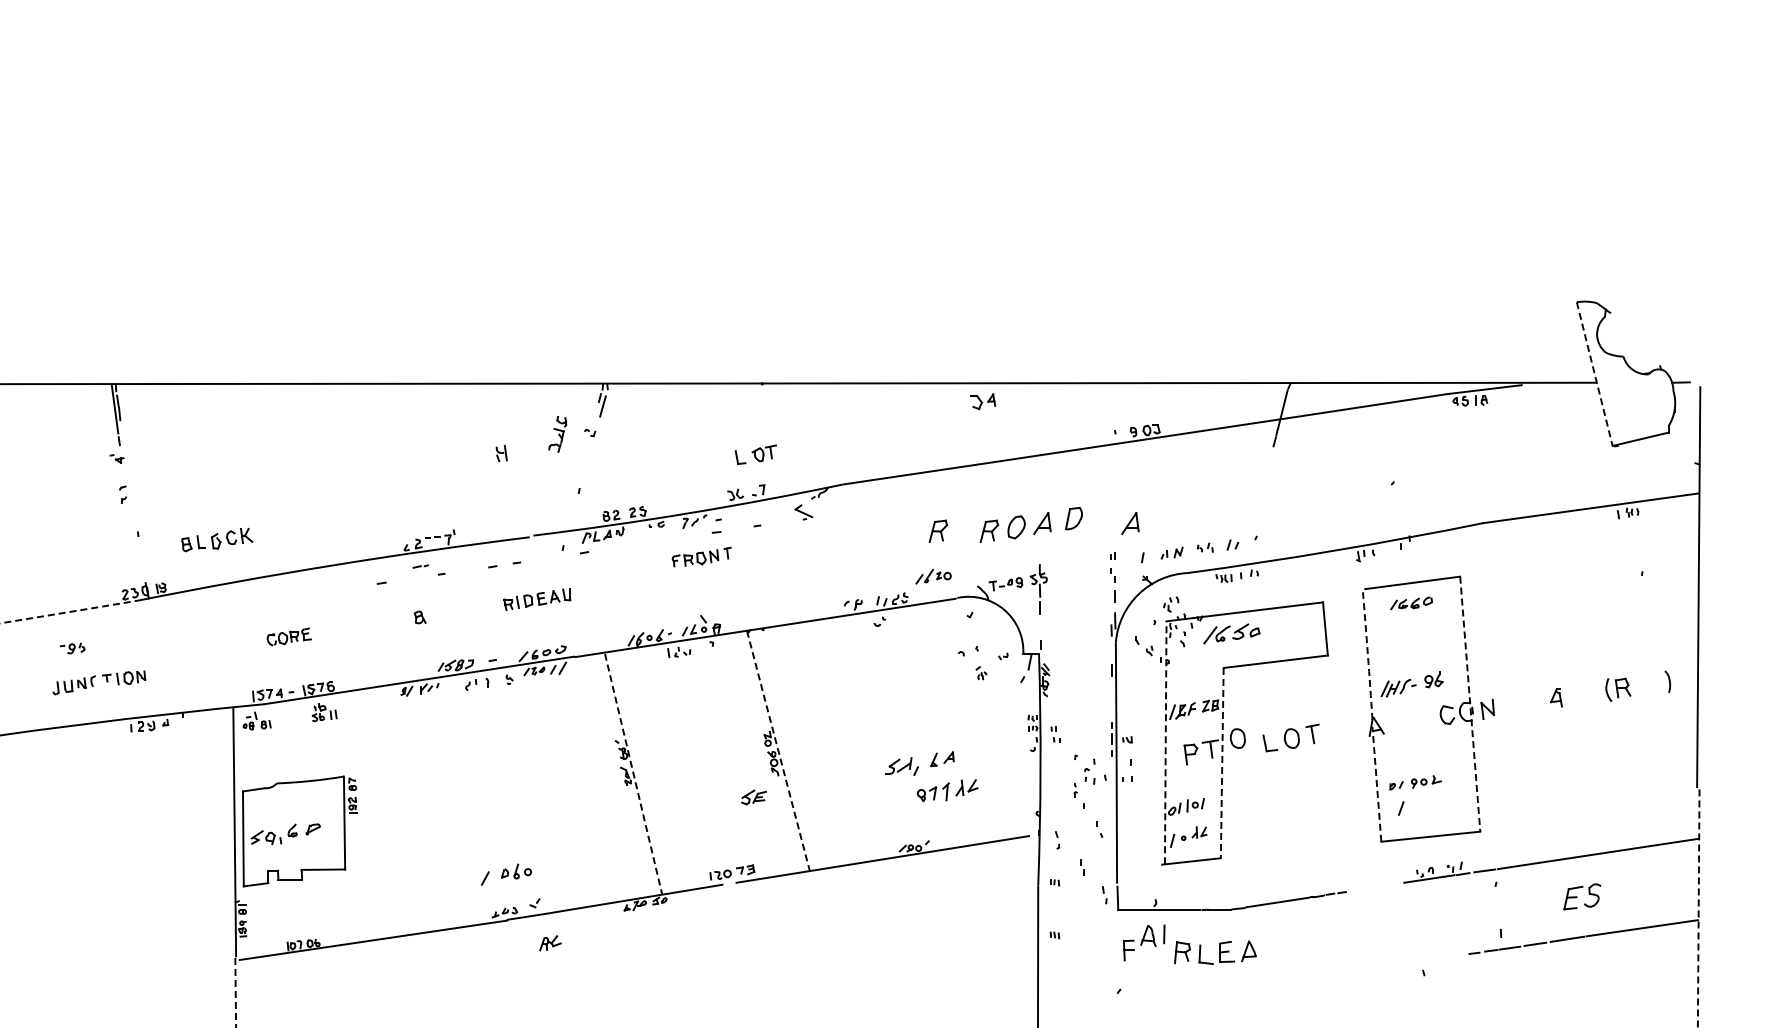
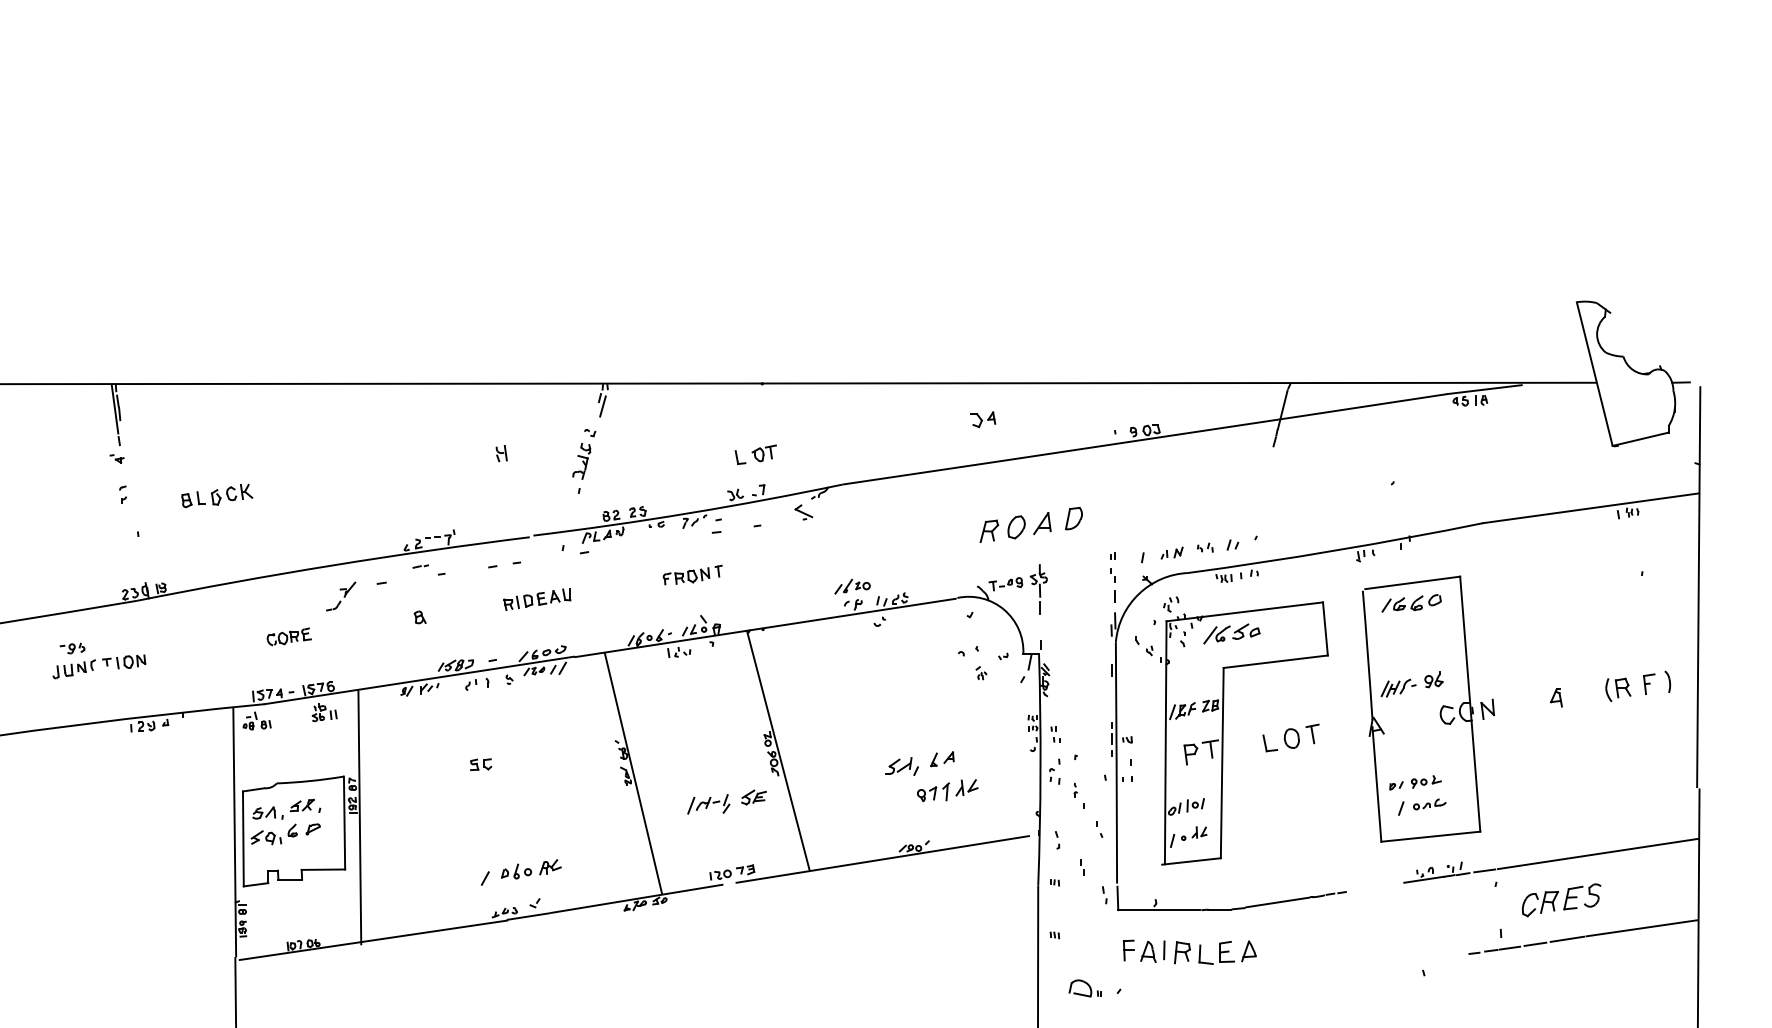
line: dashed -> solid (1594, 374)
part position: (983, 401) -> (983, 419) (983, 419)
part position: (557, 434) -> (581, 461) (581, 461)
part: present -> none (1130, 523)
part: present -> none (938, 530)
part position: (217, 539) -> (217, 495) (217, 495)
part position: (701, 556) -> (692, 574) (692, 574)
part position: (933, 576) -> (852, 586) (852, 586)
part: none -> present (341, 596)
part size: 43x15 px -> 61x19 px (1411, 603)
arc: dashed -> solid (69, 612)
arc: dashed -> solid (1367, 655)
part: none -> present (1649, 683)
part position: (93, 684) -> (93, 668) (93, 668)
line: dashed -> solid (1470, 704)
part: present -> none (1237, 738)
line: dashed -> solid (1165, 742)
line: dashed -> solid (778, 750)
line: dashed -> solid (1222, 763)
part: none -> present (481, 764)
part position: (1089, 771) -> (1054, 771) (1054, 771)
line: dashed -> solid (633, 774)
line: dashed -> solid (1376, 783)
part: none -> present (708, 804)
part: none -> present (1429, 804)
part: none -> present (286, 808)
line: none -> present (359, 817)
part: none -> present (1539, 904)
line: dashed -> solid (1698, 908)
part position: (1152, 935) -> (1152, 951) (1152, 951)
part position: (550, 943) -> (550, 867) (550, 867)
part: none -> present (1084, 988)
line: dashed -> solid (235, 992)
